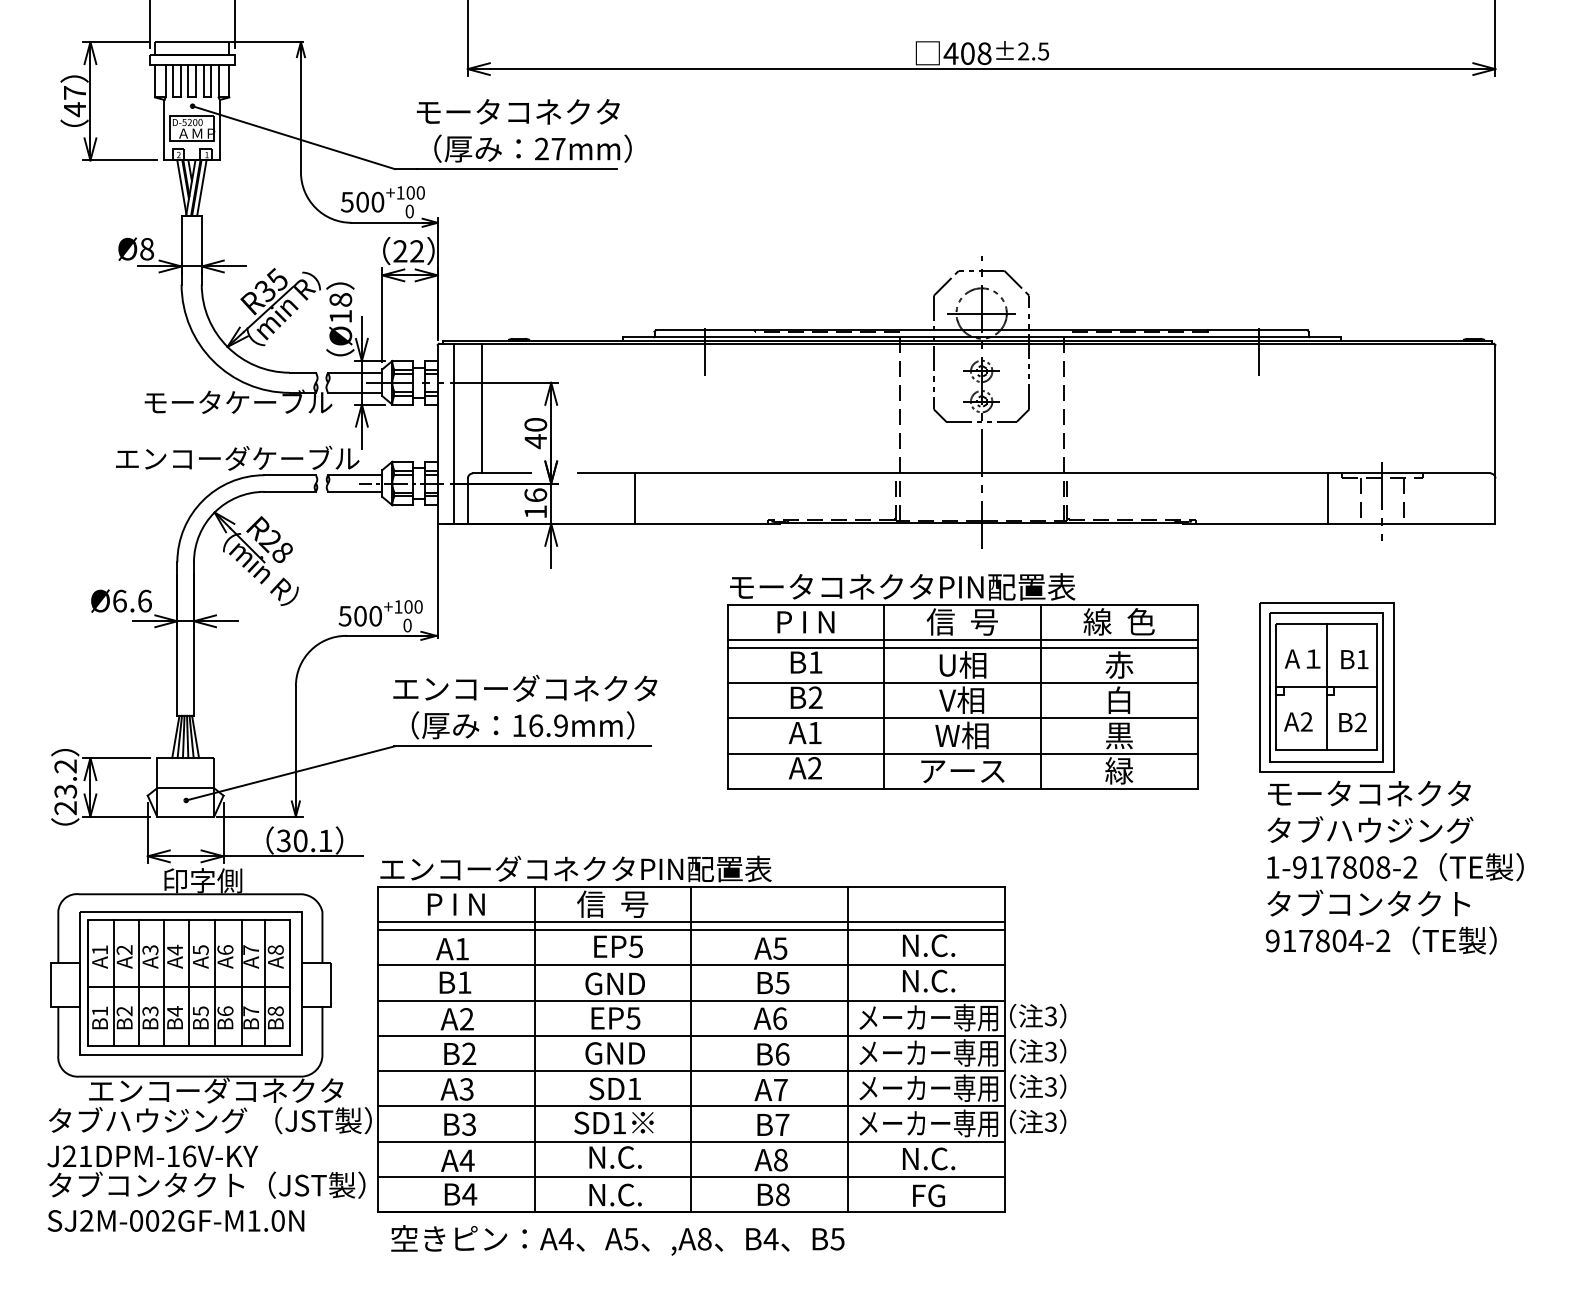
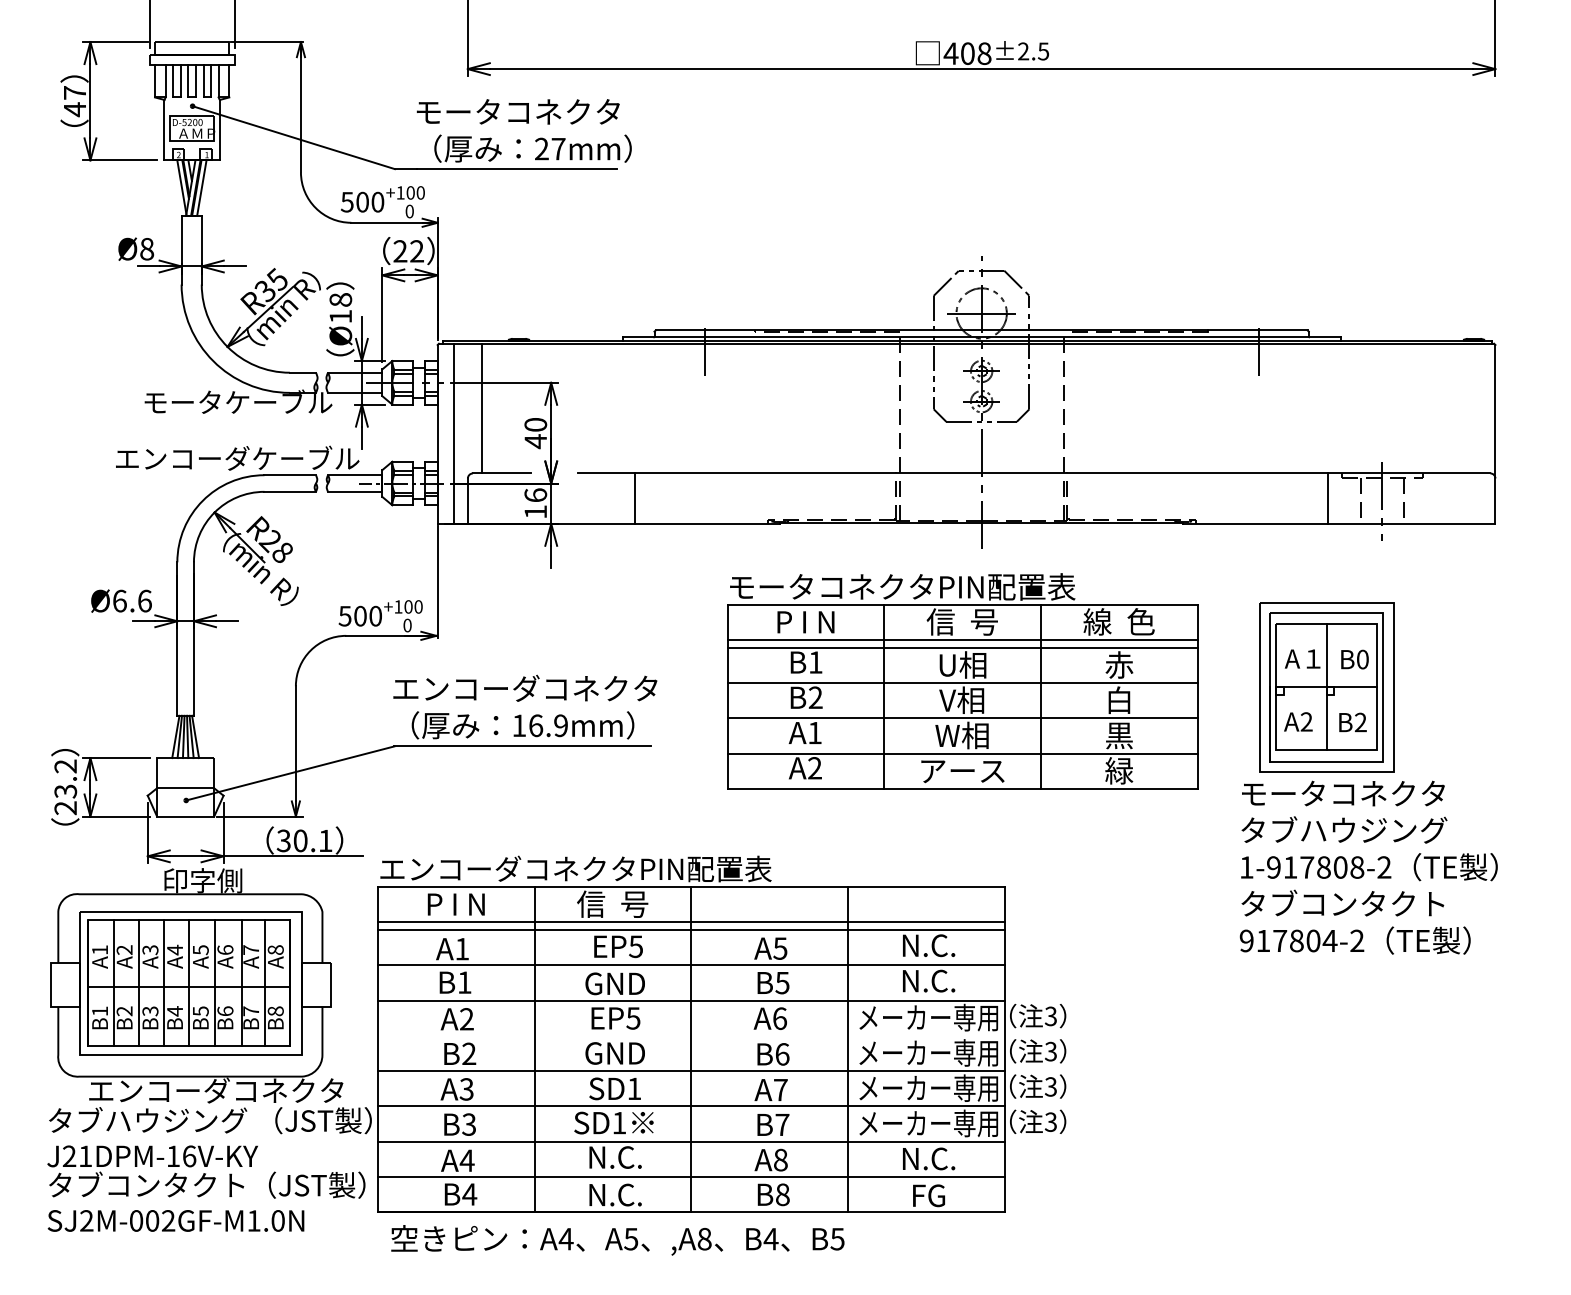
text: B1 -> B0 (1362, 659)
text position: (1394, 867) -> (1368, 867) (1368, 867)
line: present -> none (690, 1035)
